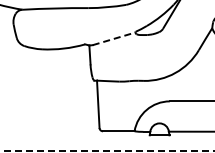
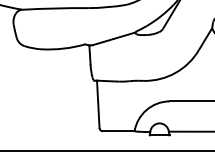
line: dashed -> solid (114, 38)
line: dashed -> solid (107, 150)
